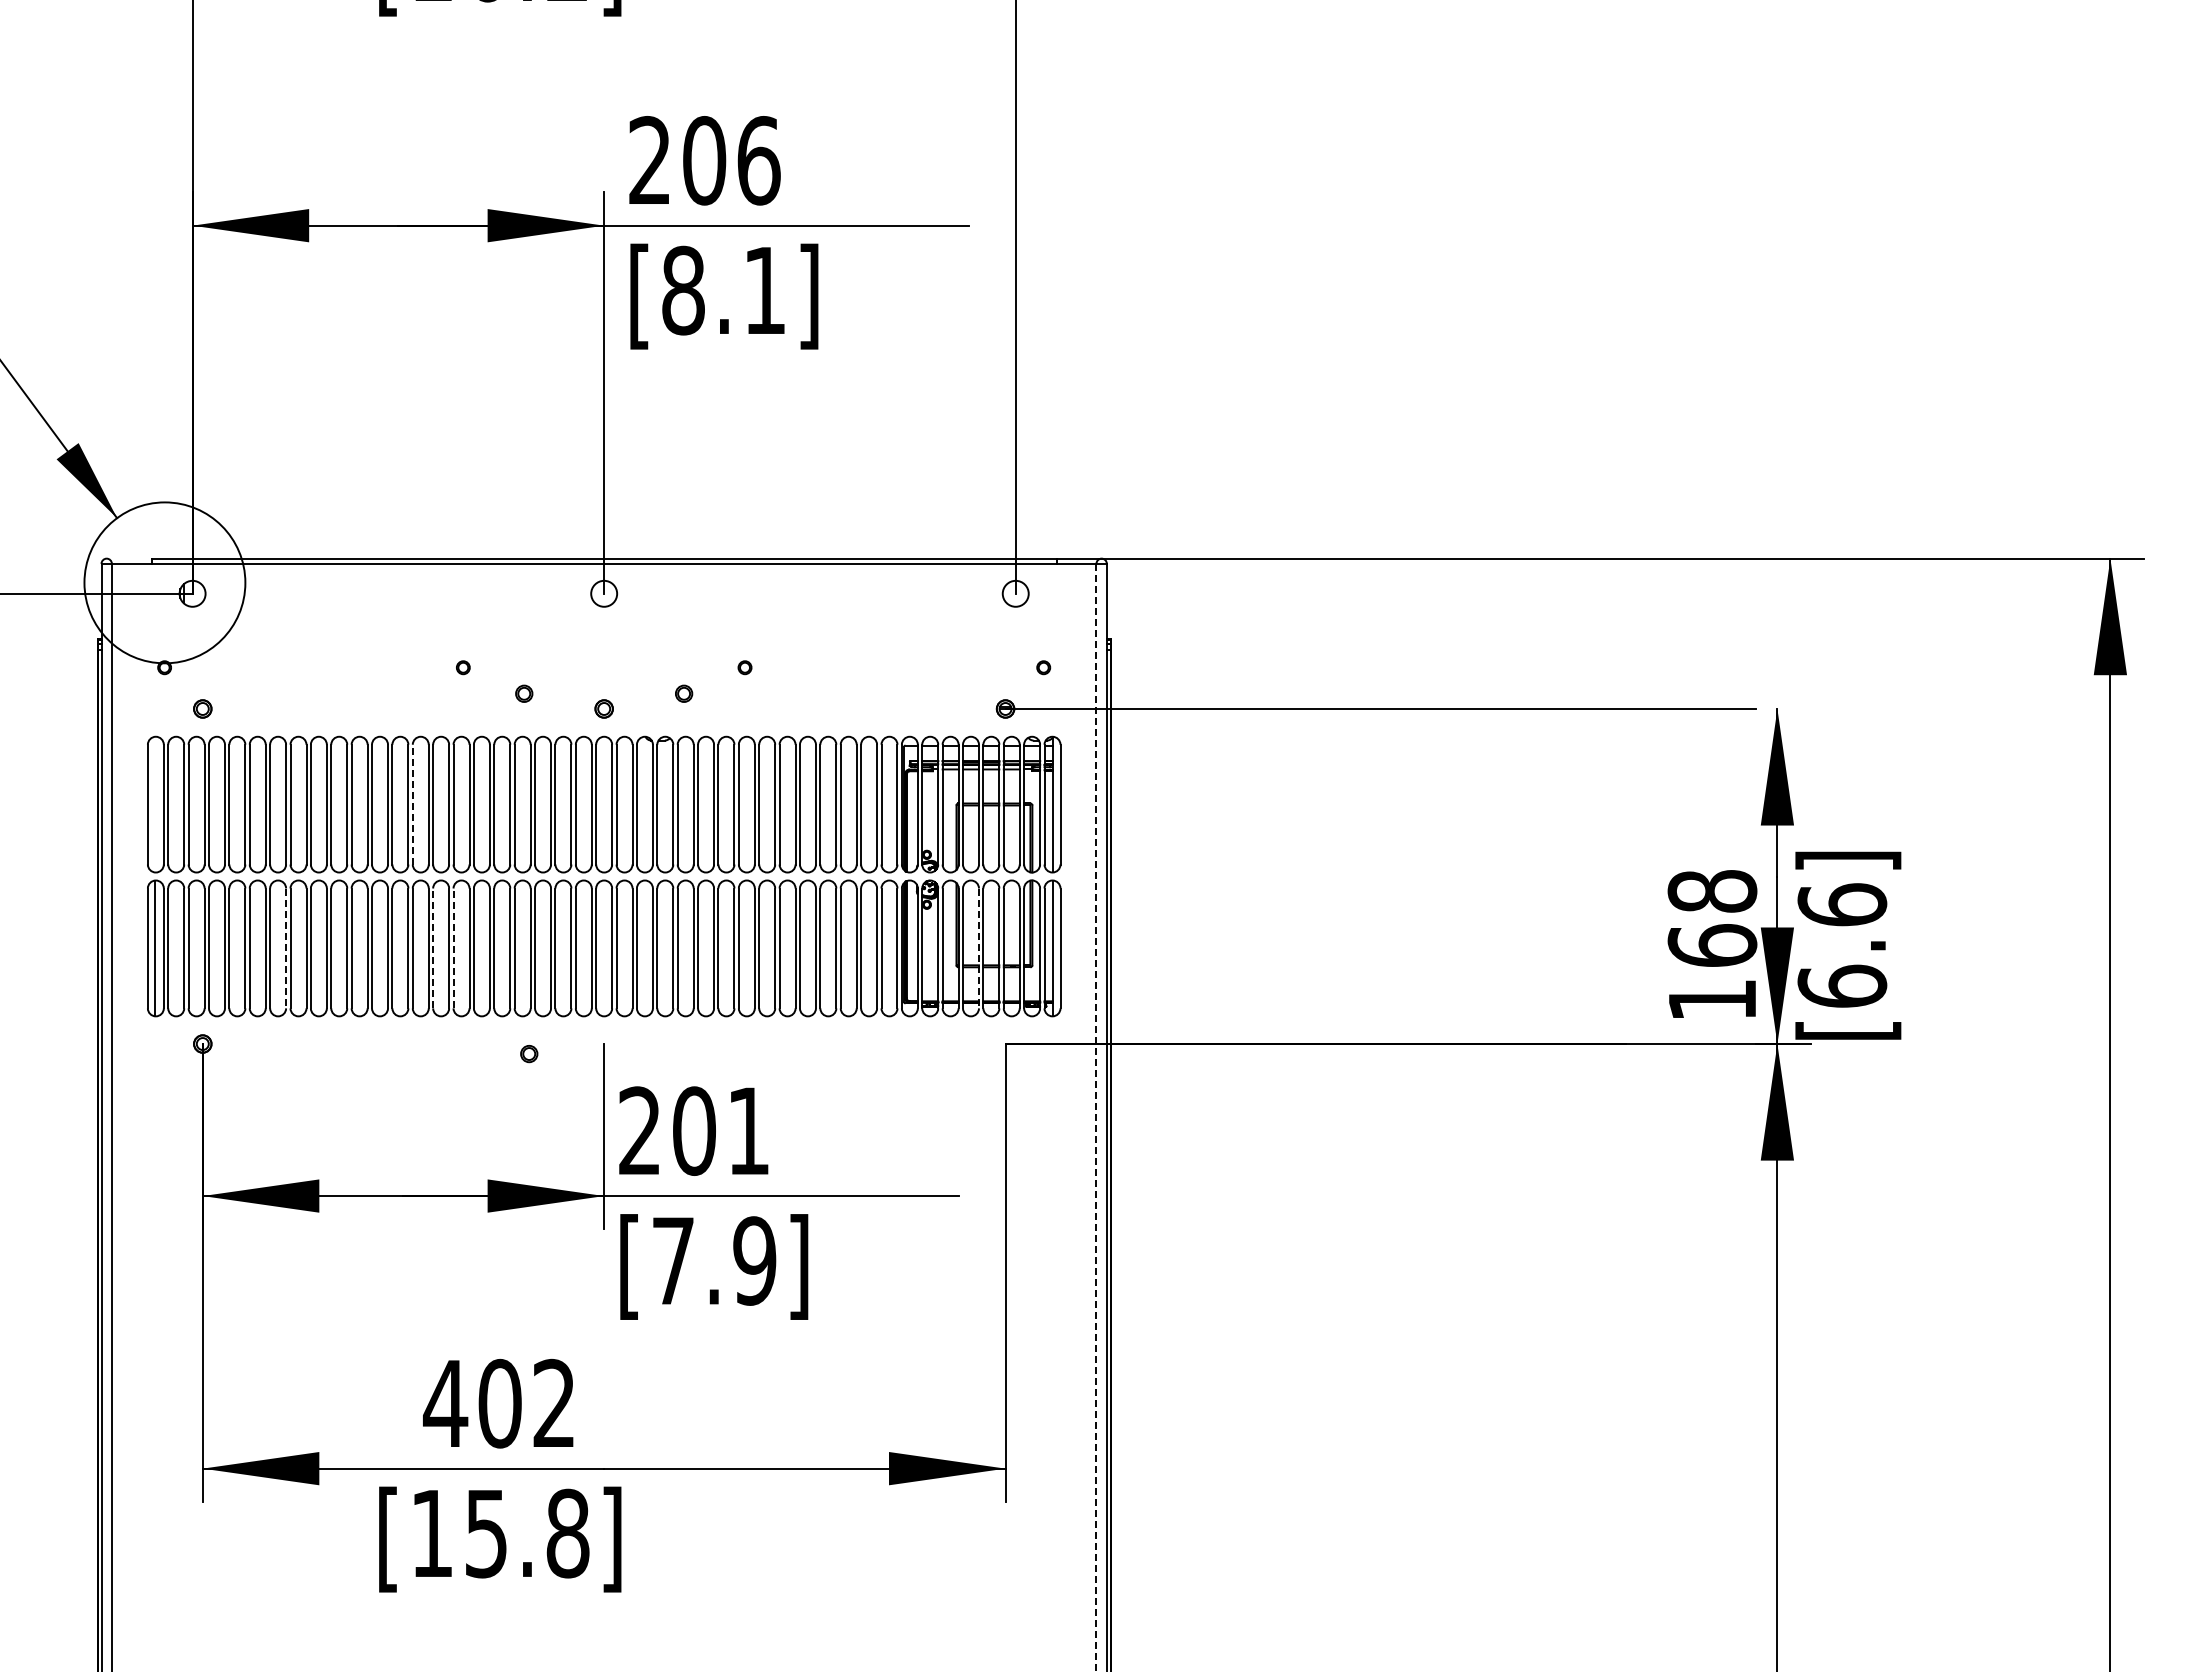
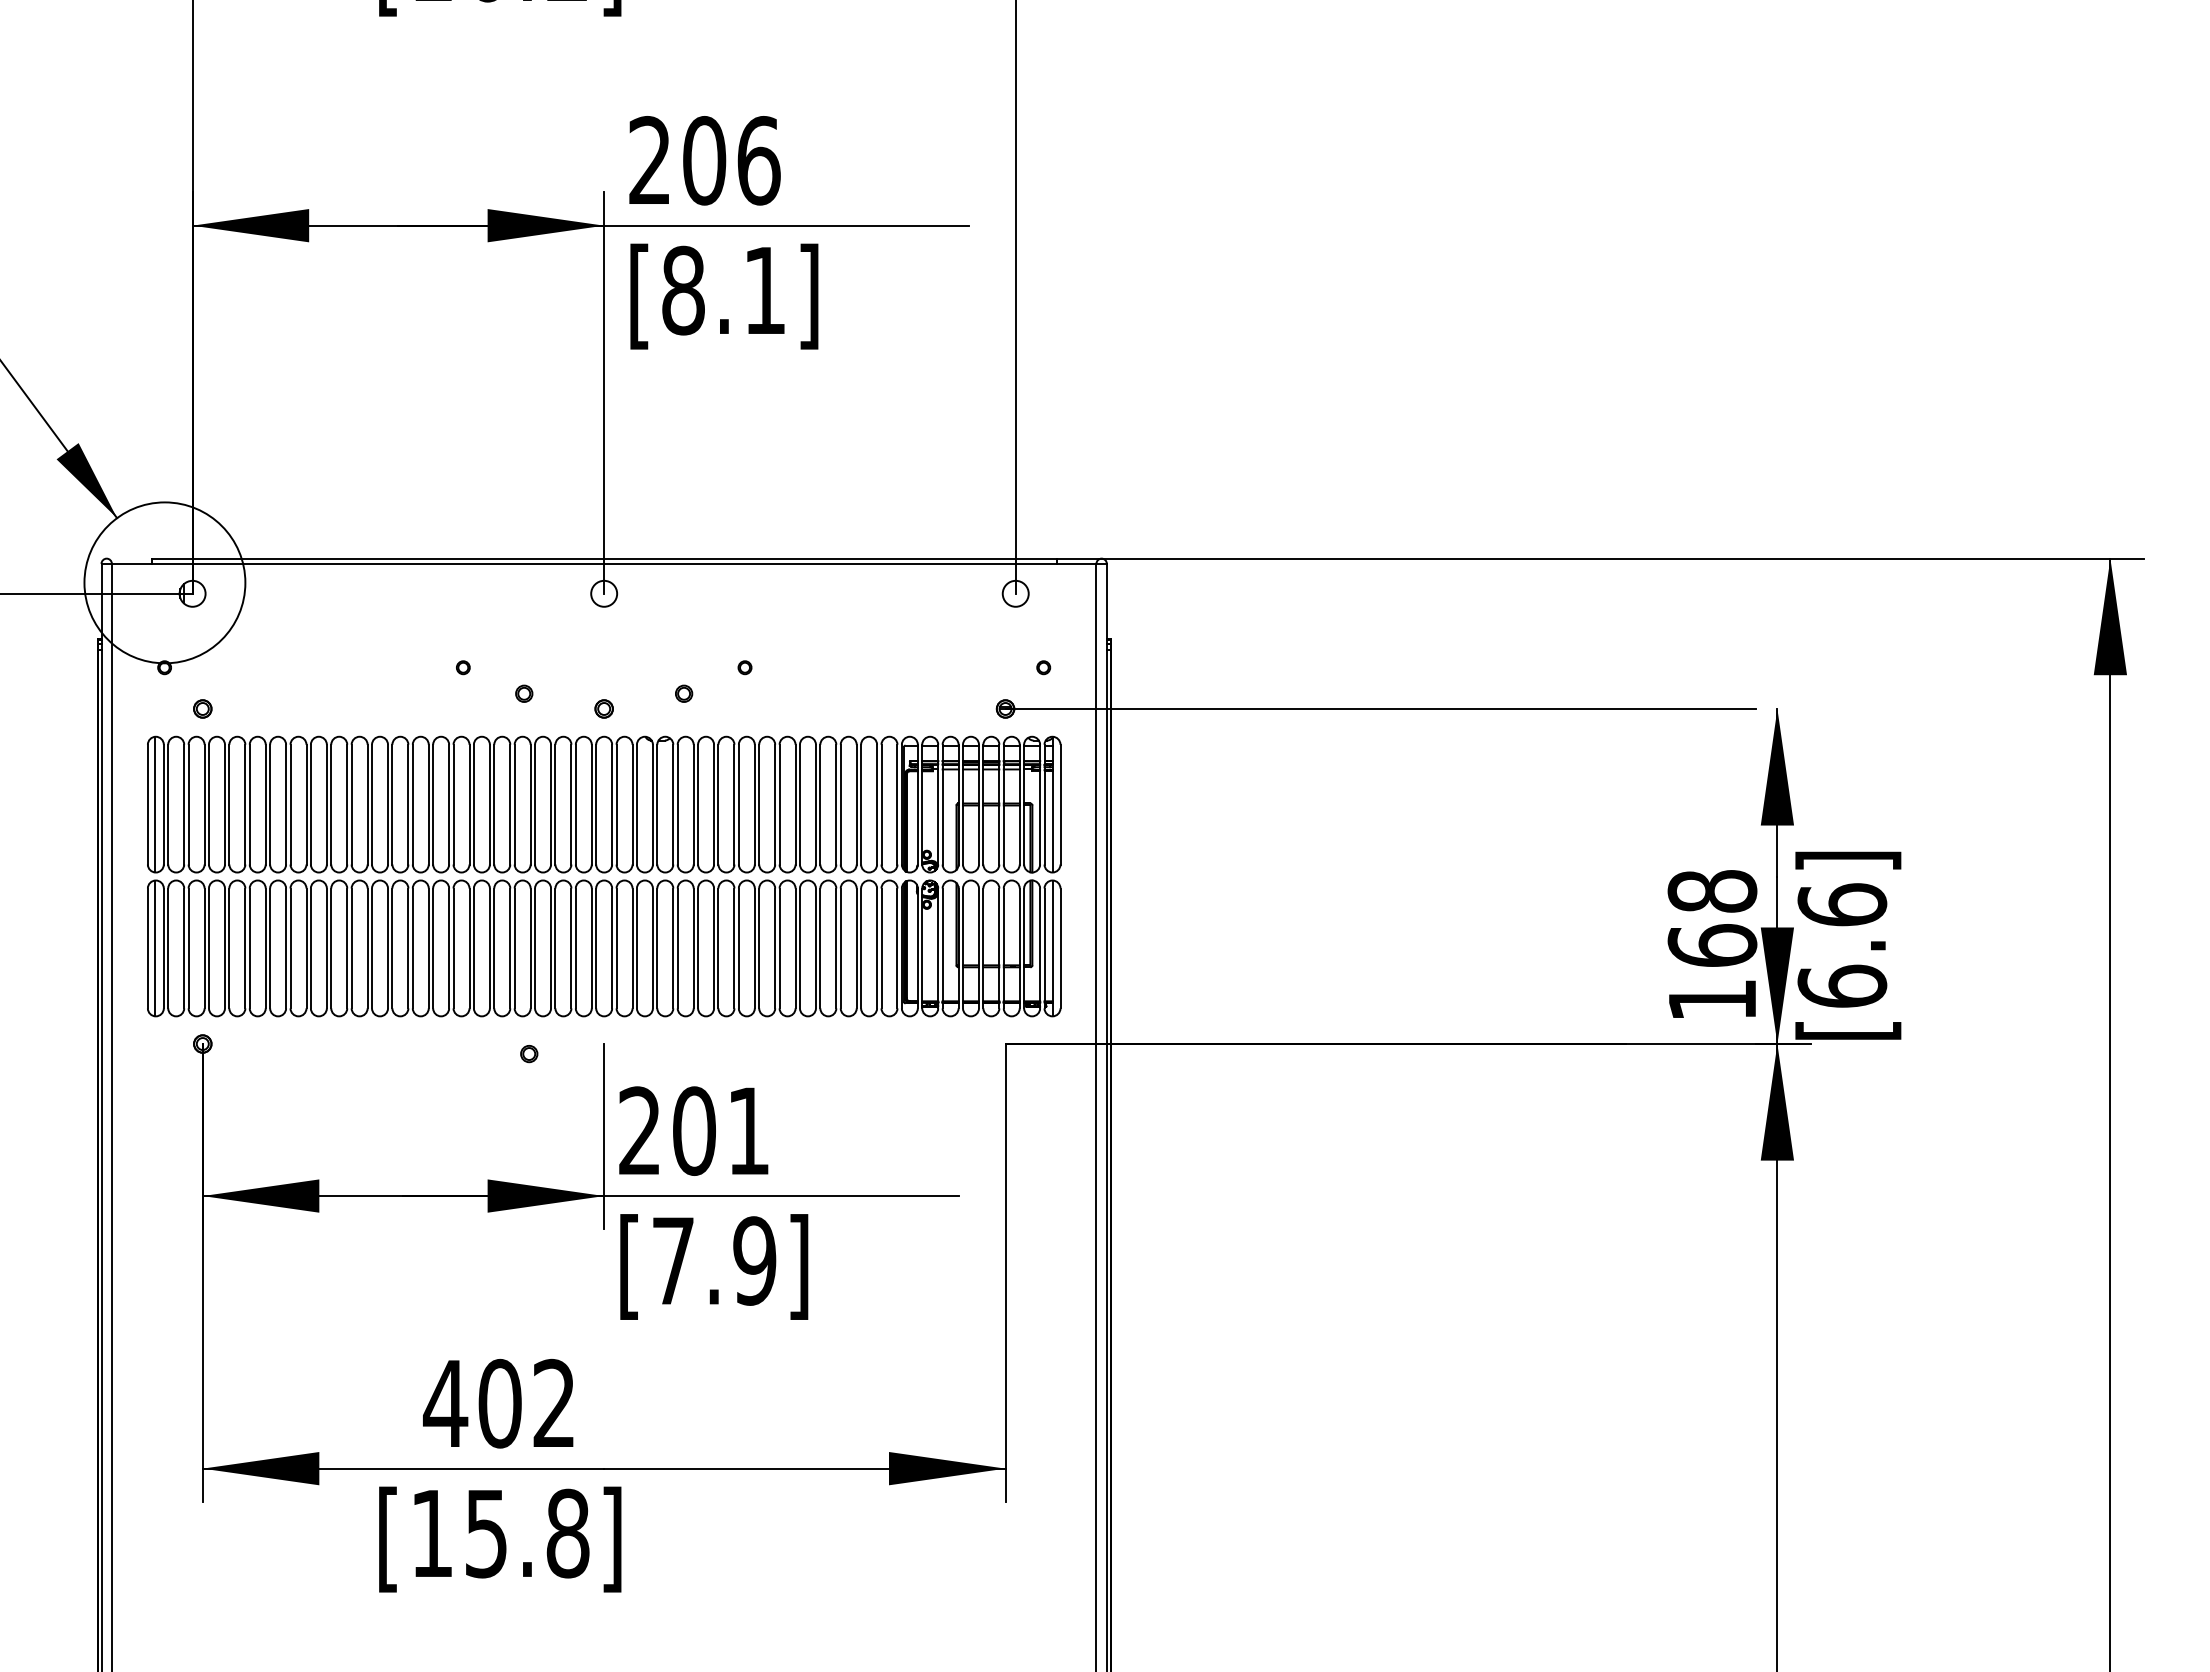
line: none -> present (155, 804)
line: dashed -> solid (412, 804)
line: dashed -> solid (286, 948)
line: dashed -> solid (433, 948)
line: dashed -> solid (453, 948)
line: dashed -> solid (978, 948)
line: dashed -> solid (1096, 1117)
